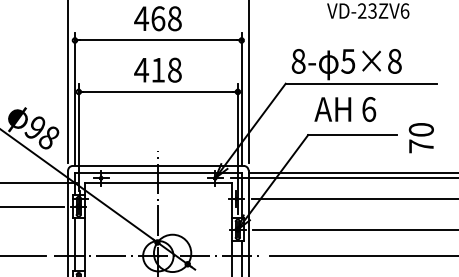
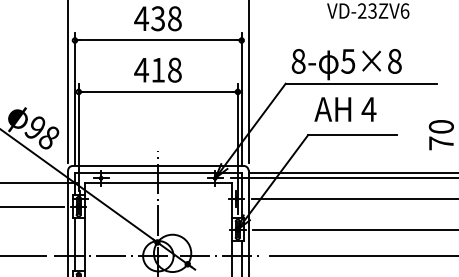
text: 468 -> 438 (158, 18)
text: 6 -> 4 (368, 109)
text position: (420, 138) -> (440, 135) (440, 135)
